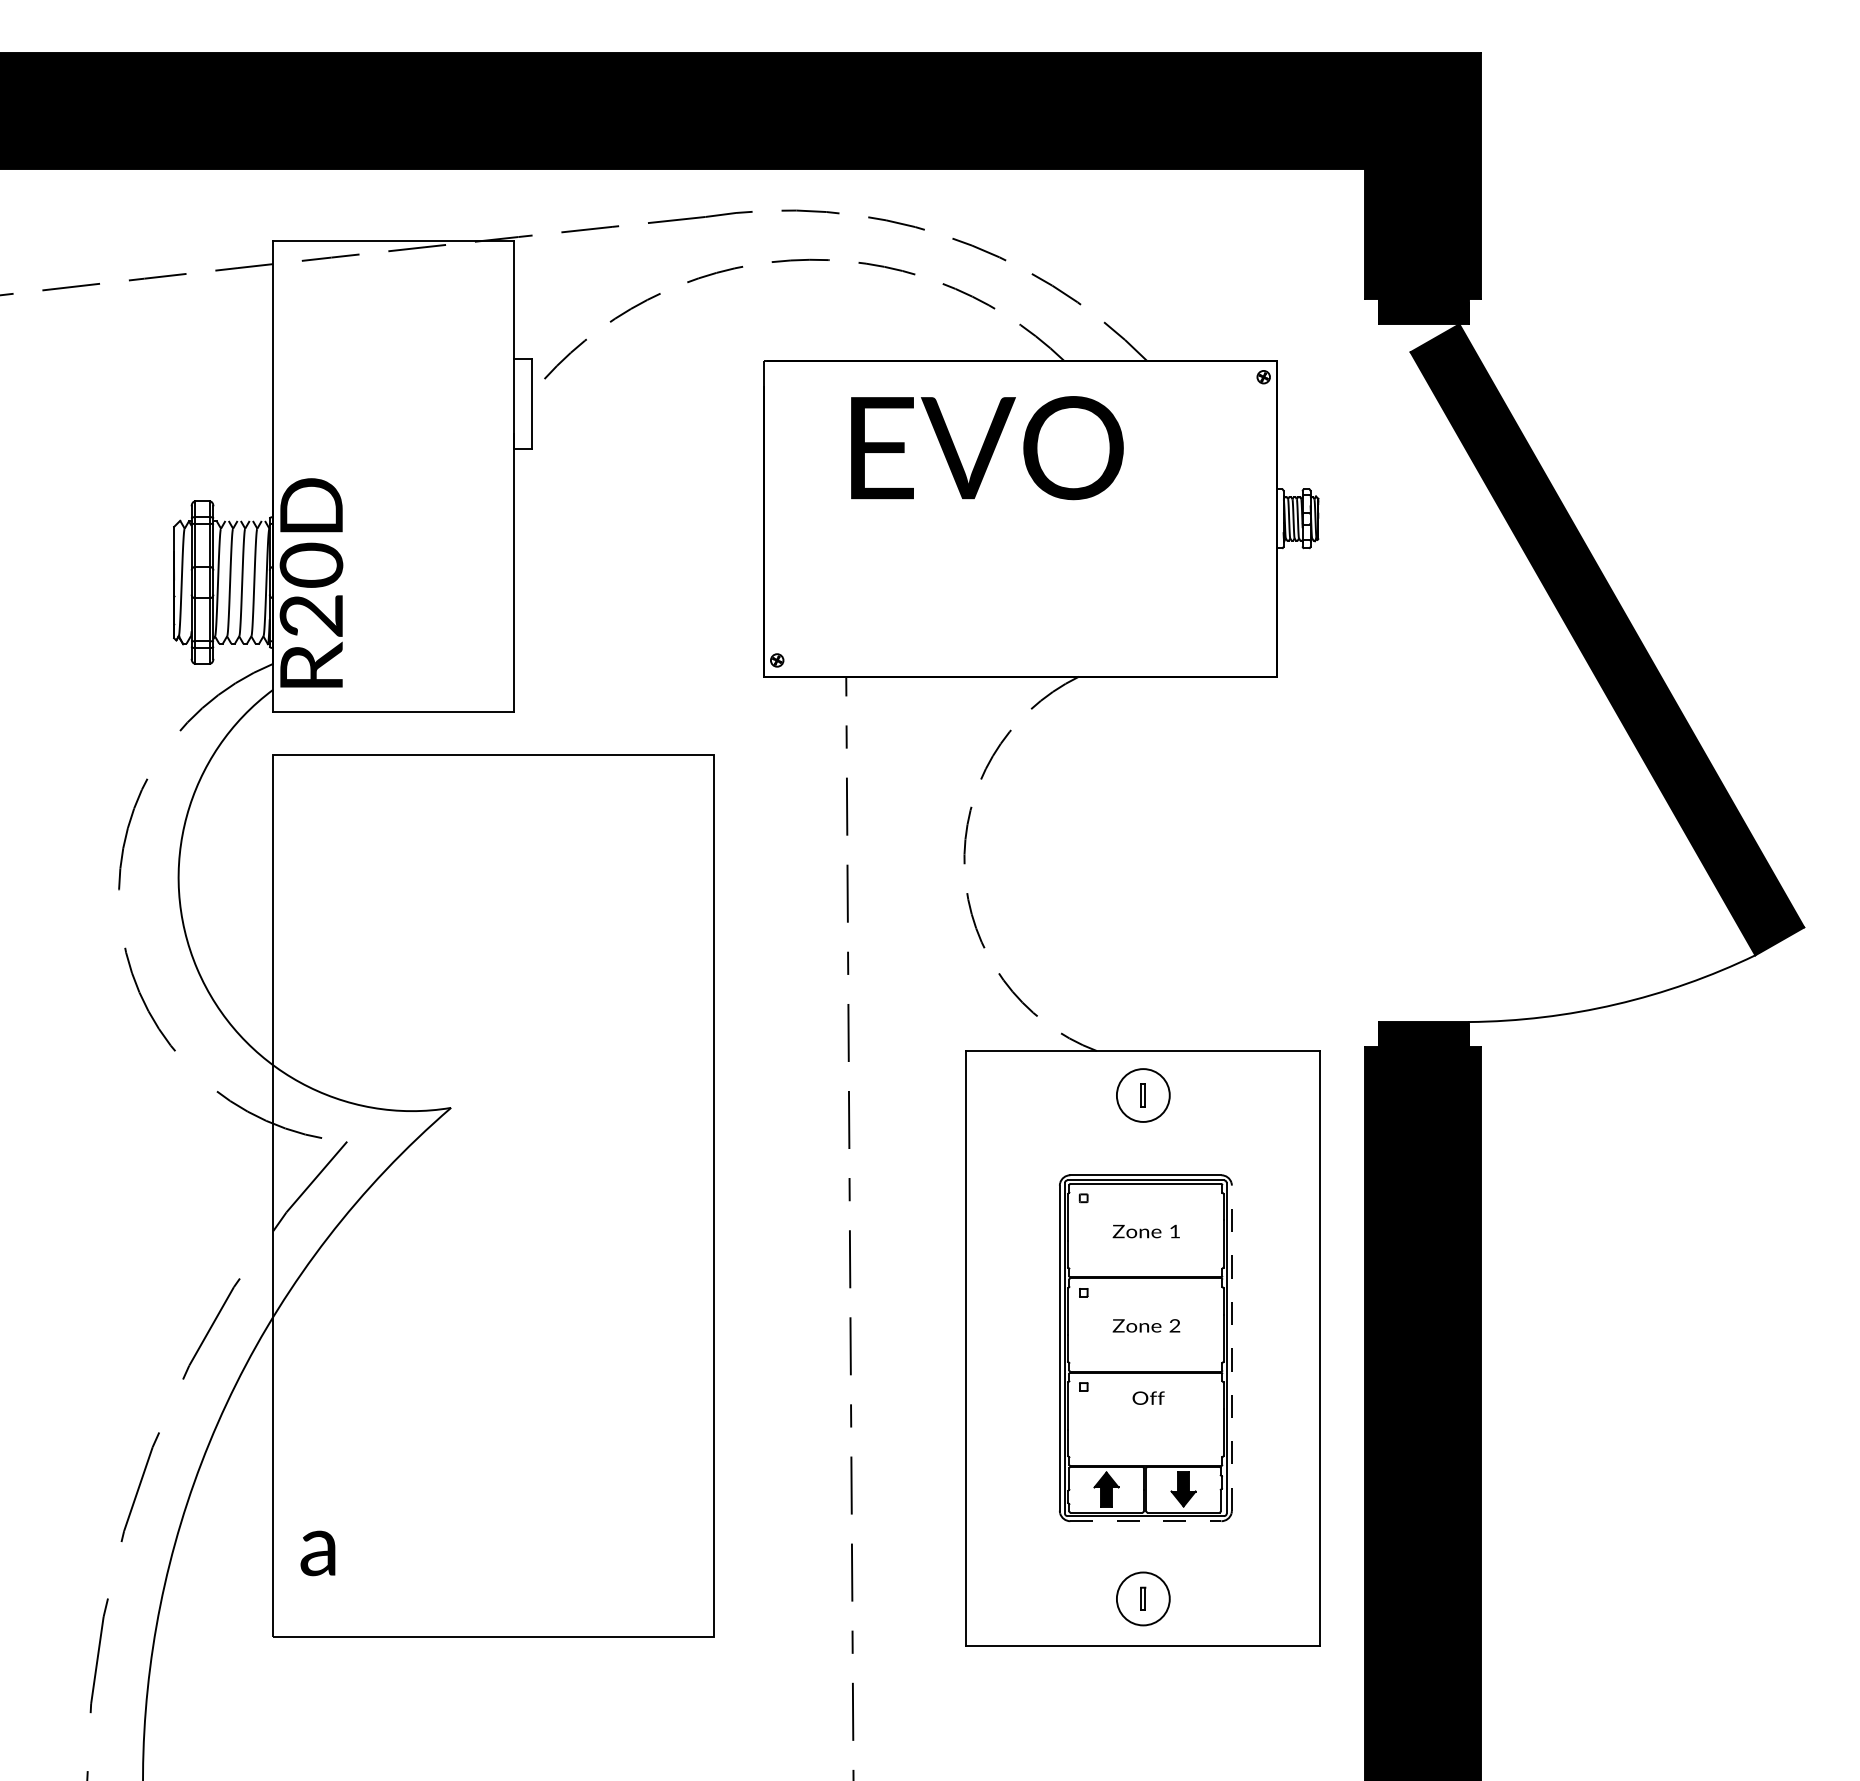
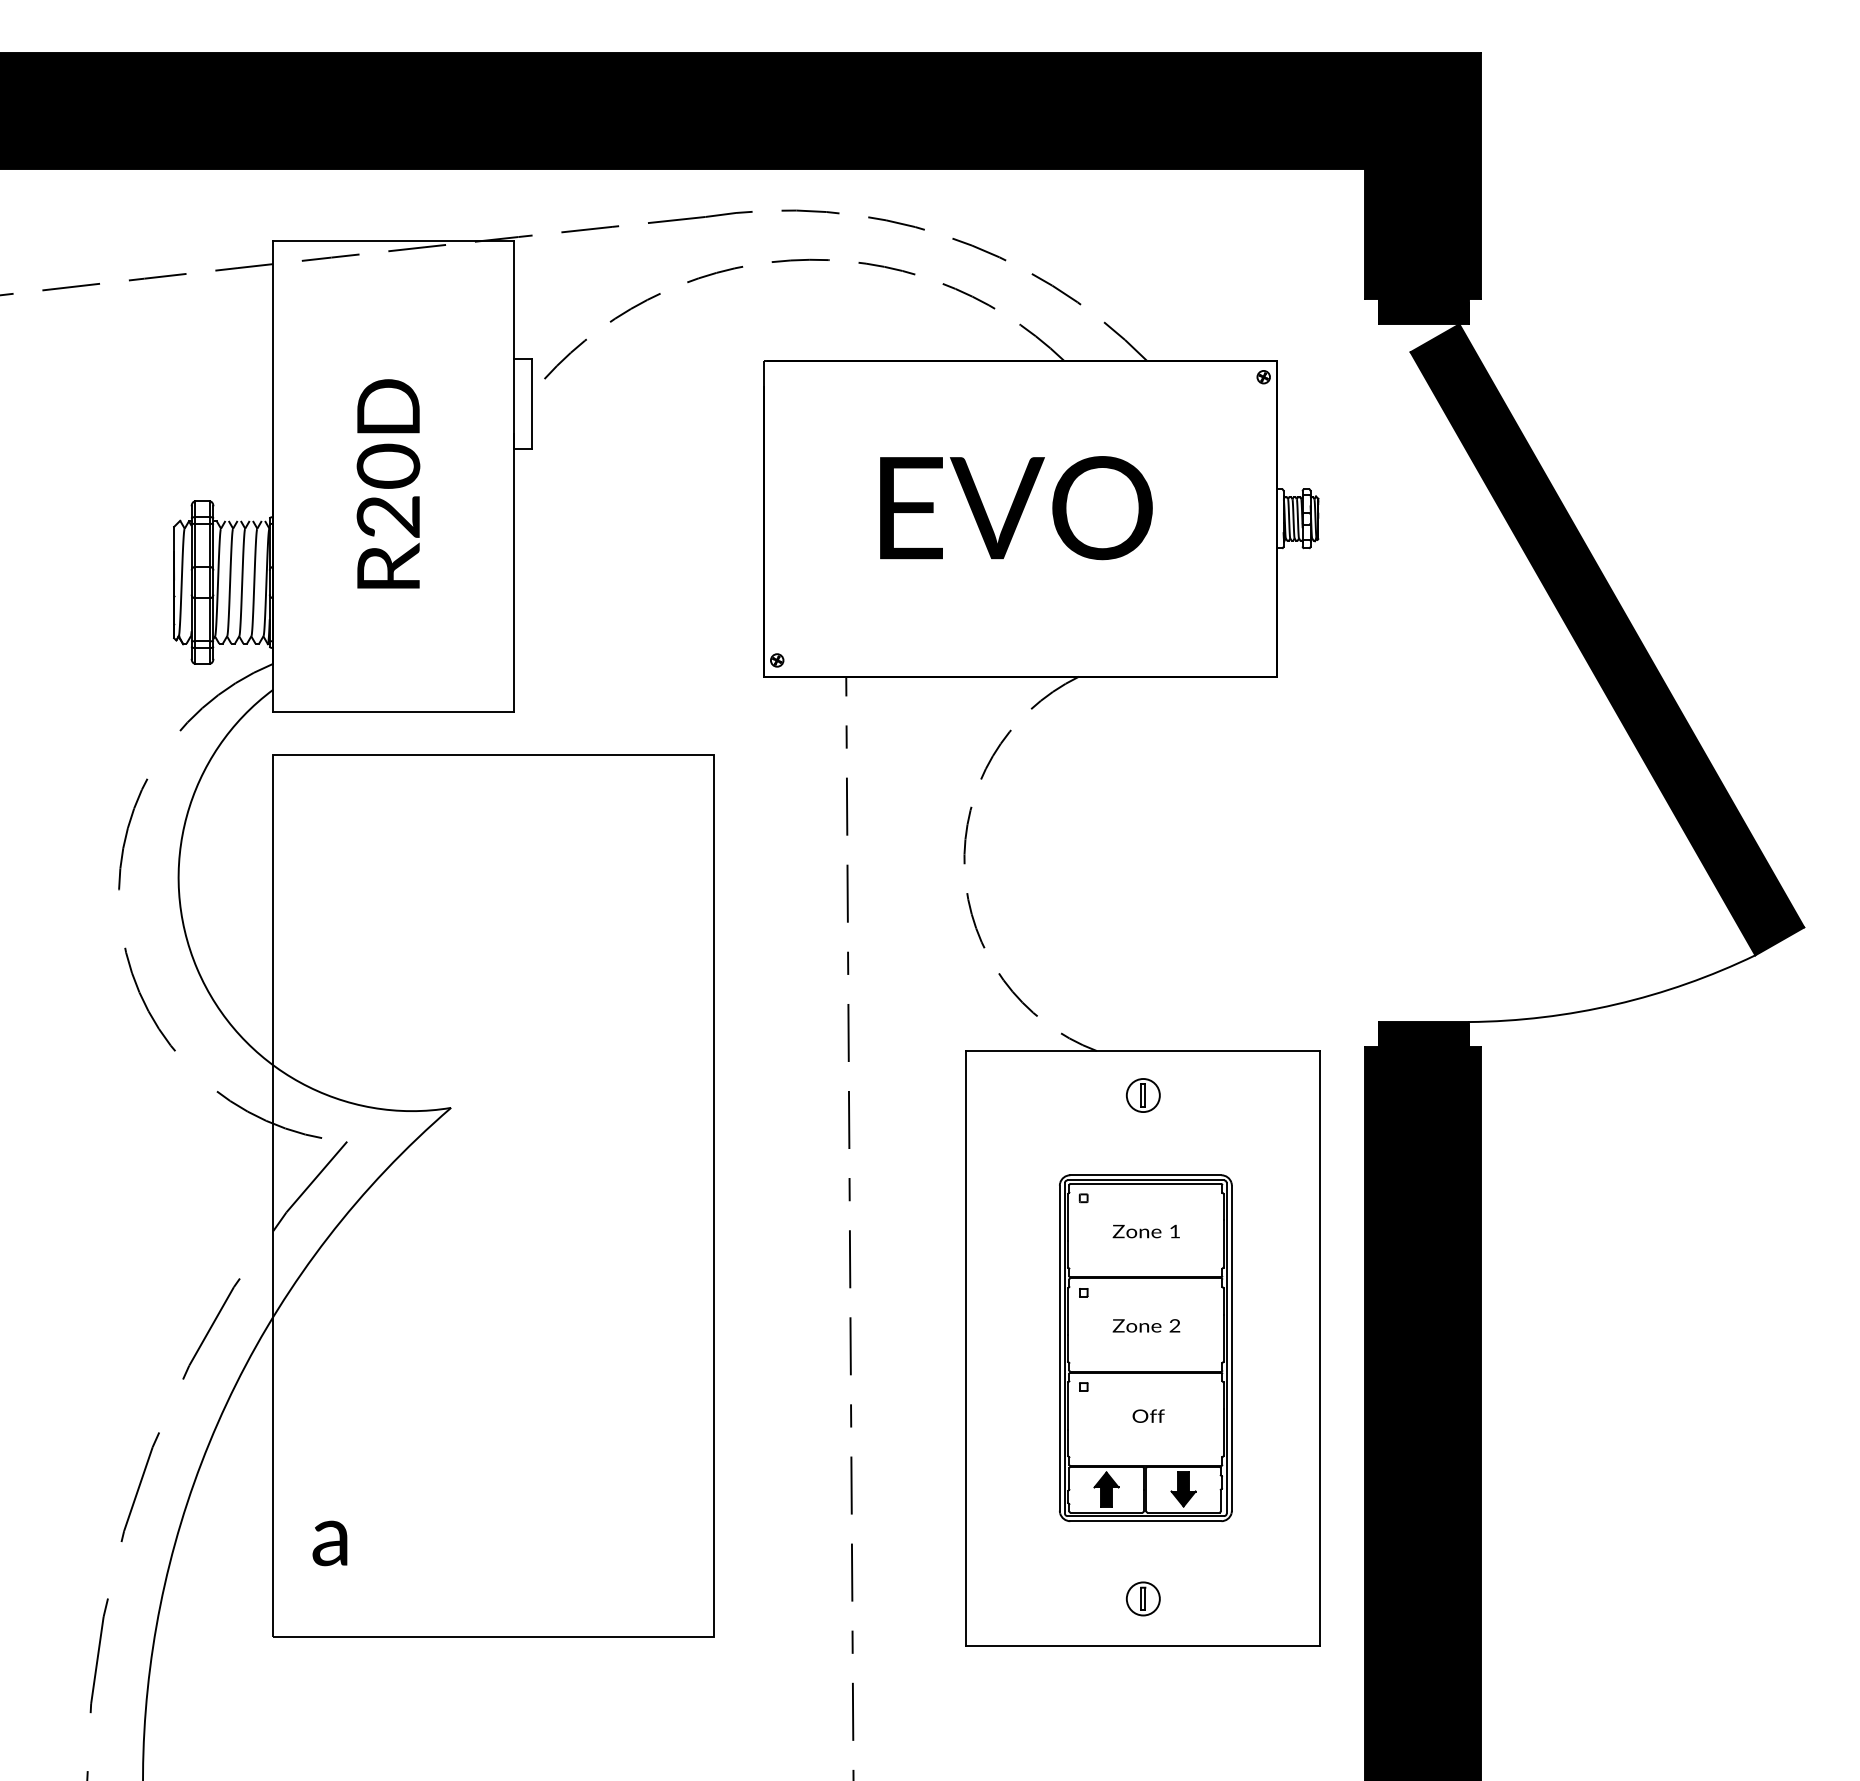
text position: (987, 448) -> (1016, 508) (1016, 508)
text position: (311, 582) -> (388, 483) (388, 483)
circle diameter: 53 px -> 33 px (1142, 1095)
line: dashed -> solid (1231, 1348)
text position: (1148, 1397) -> (1148, 1415) (1148, 1415)
line: dashed -> solid (1145, 1521)
text position: (317, 1553) -> (329, 1543) (329, 1543)
circle diameter: 53 px -> 33 px (1142, 1598)
